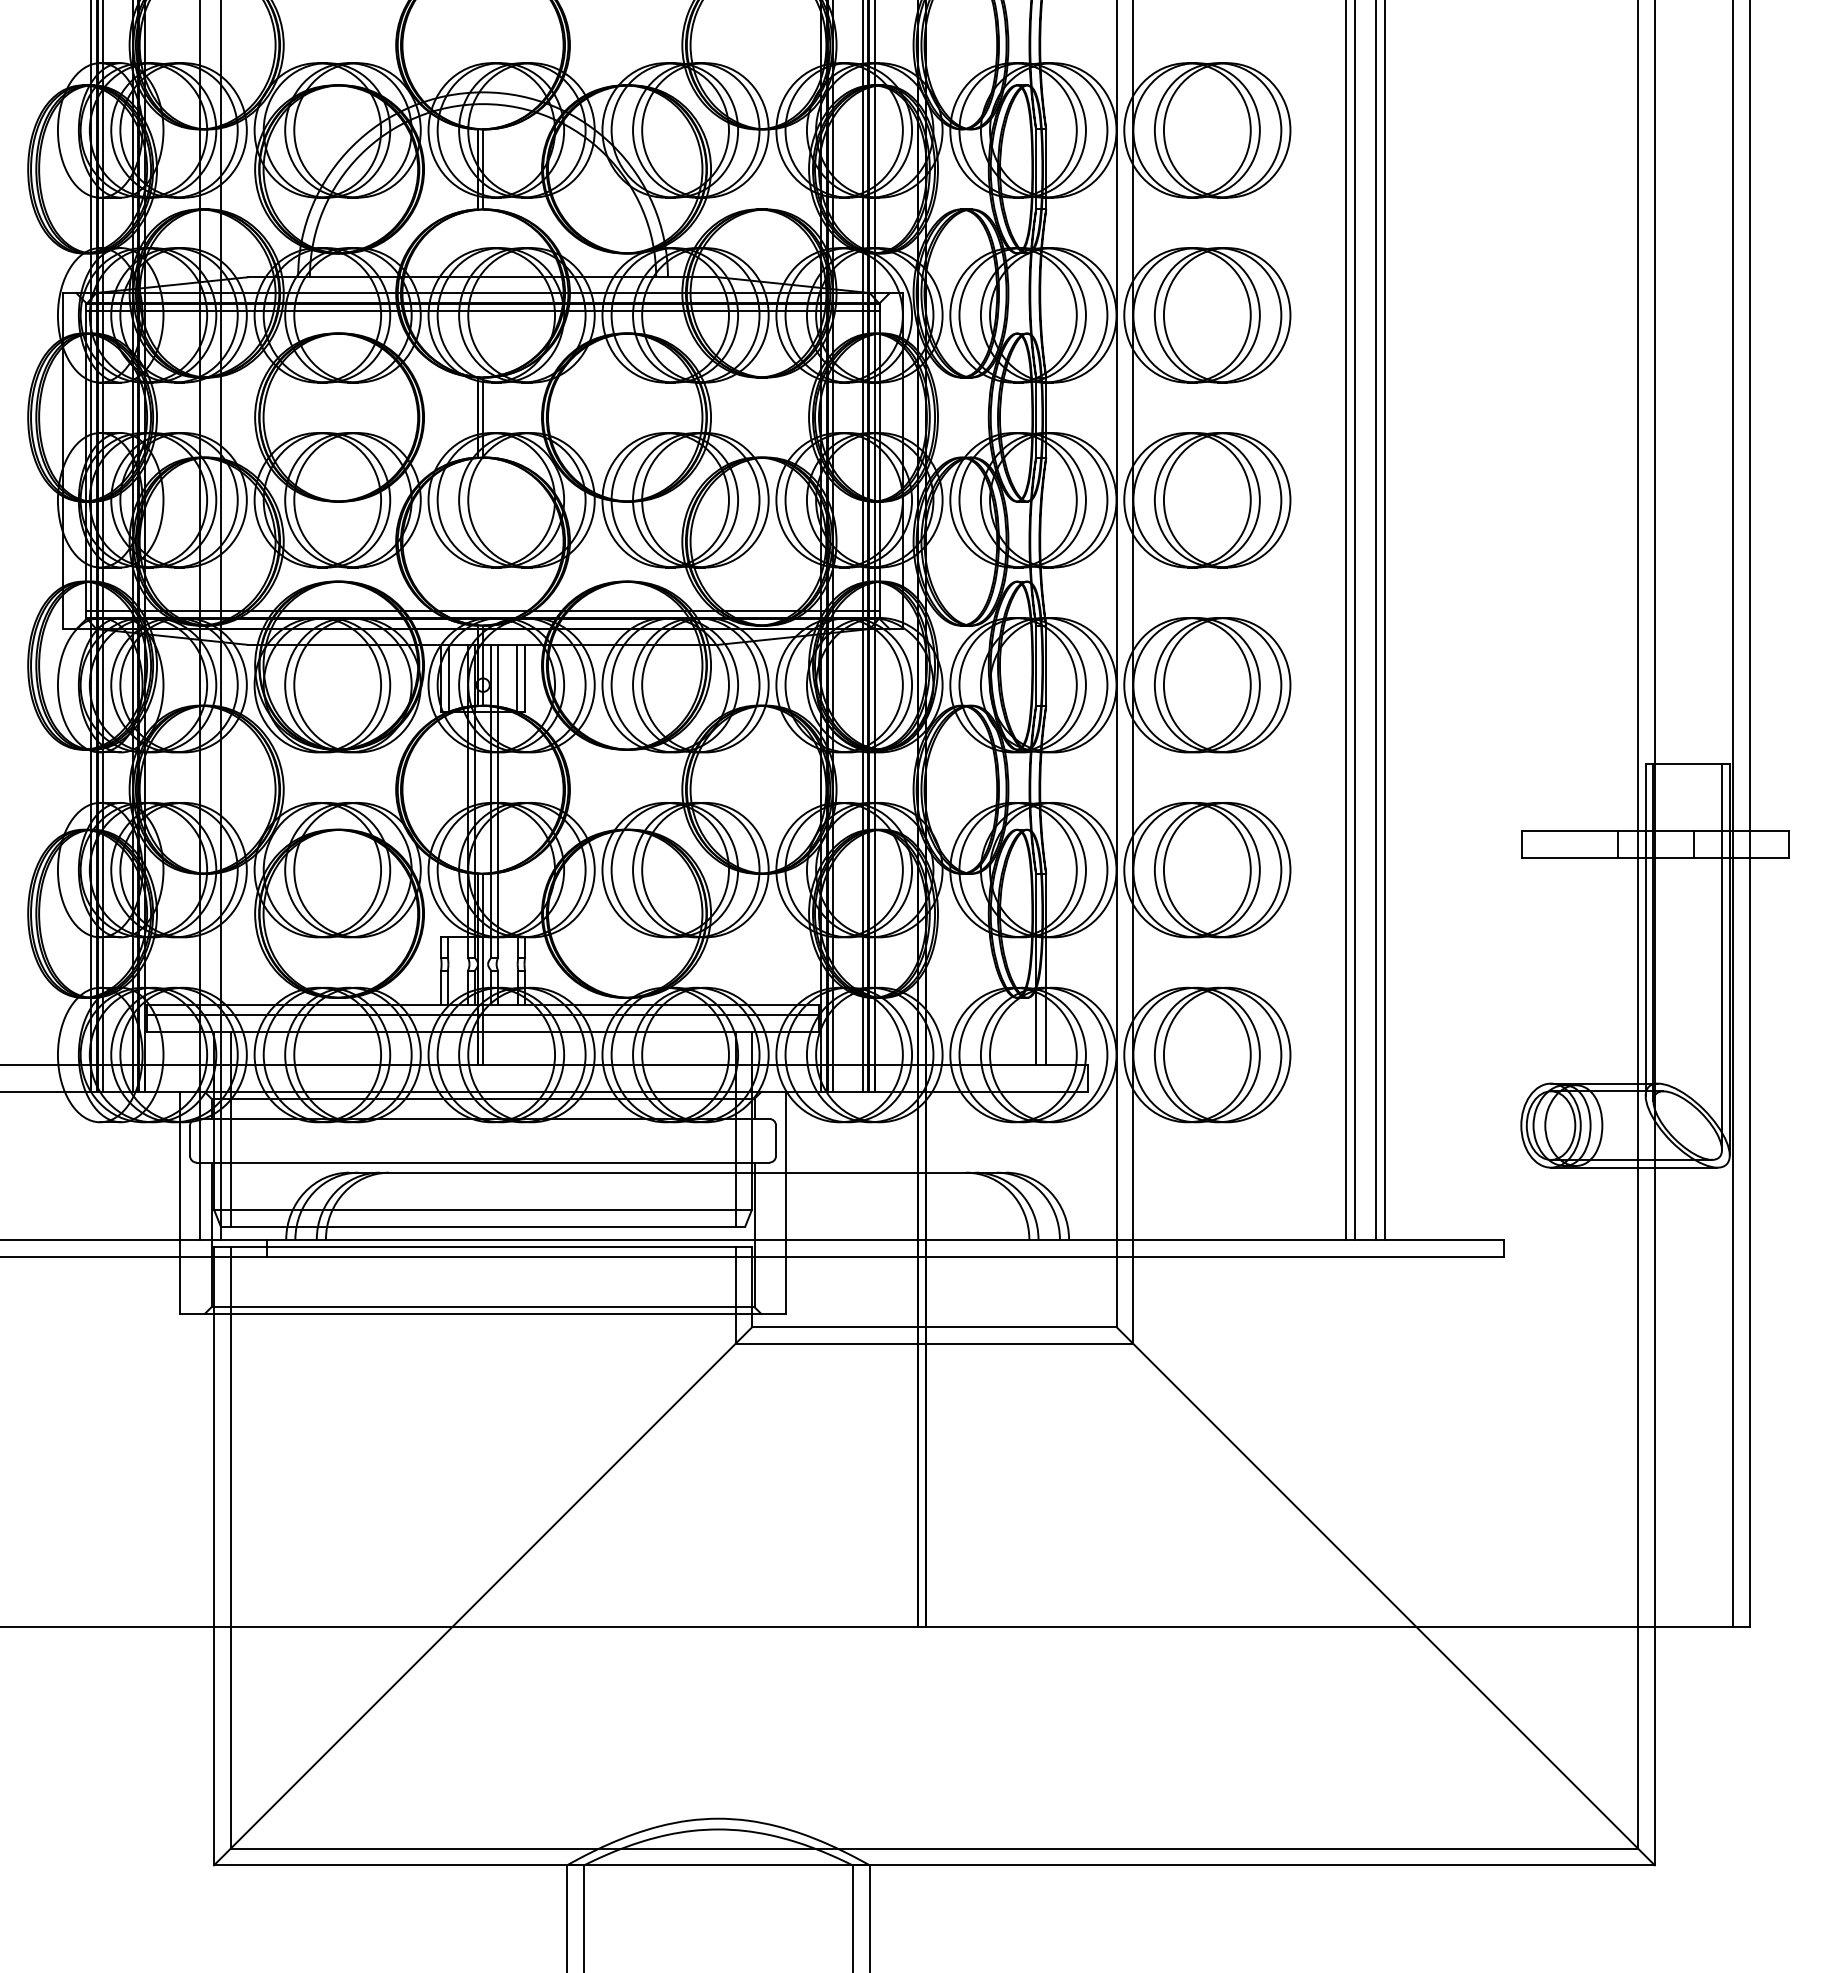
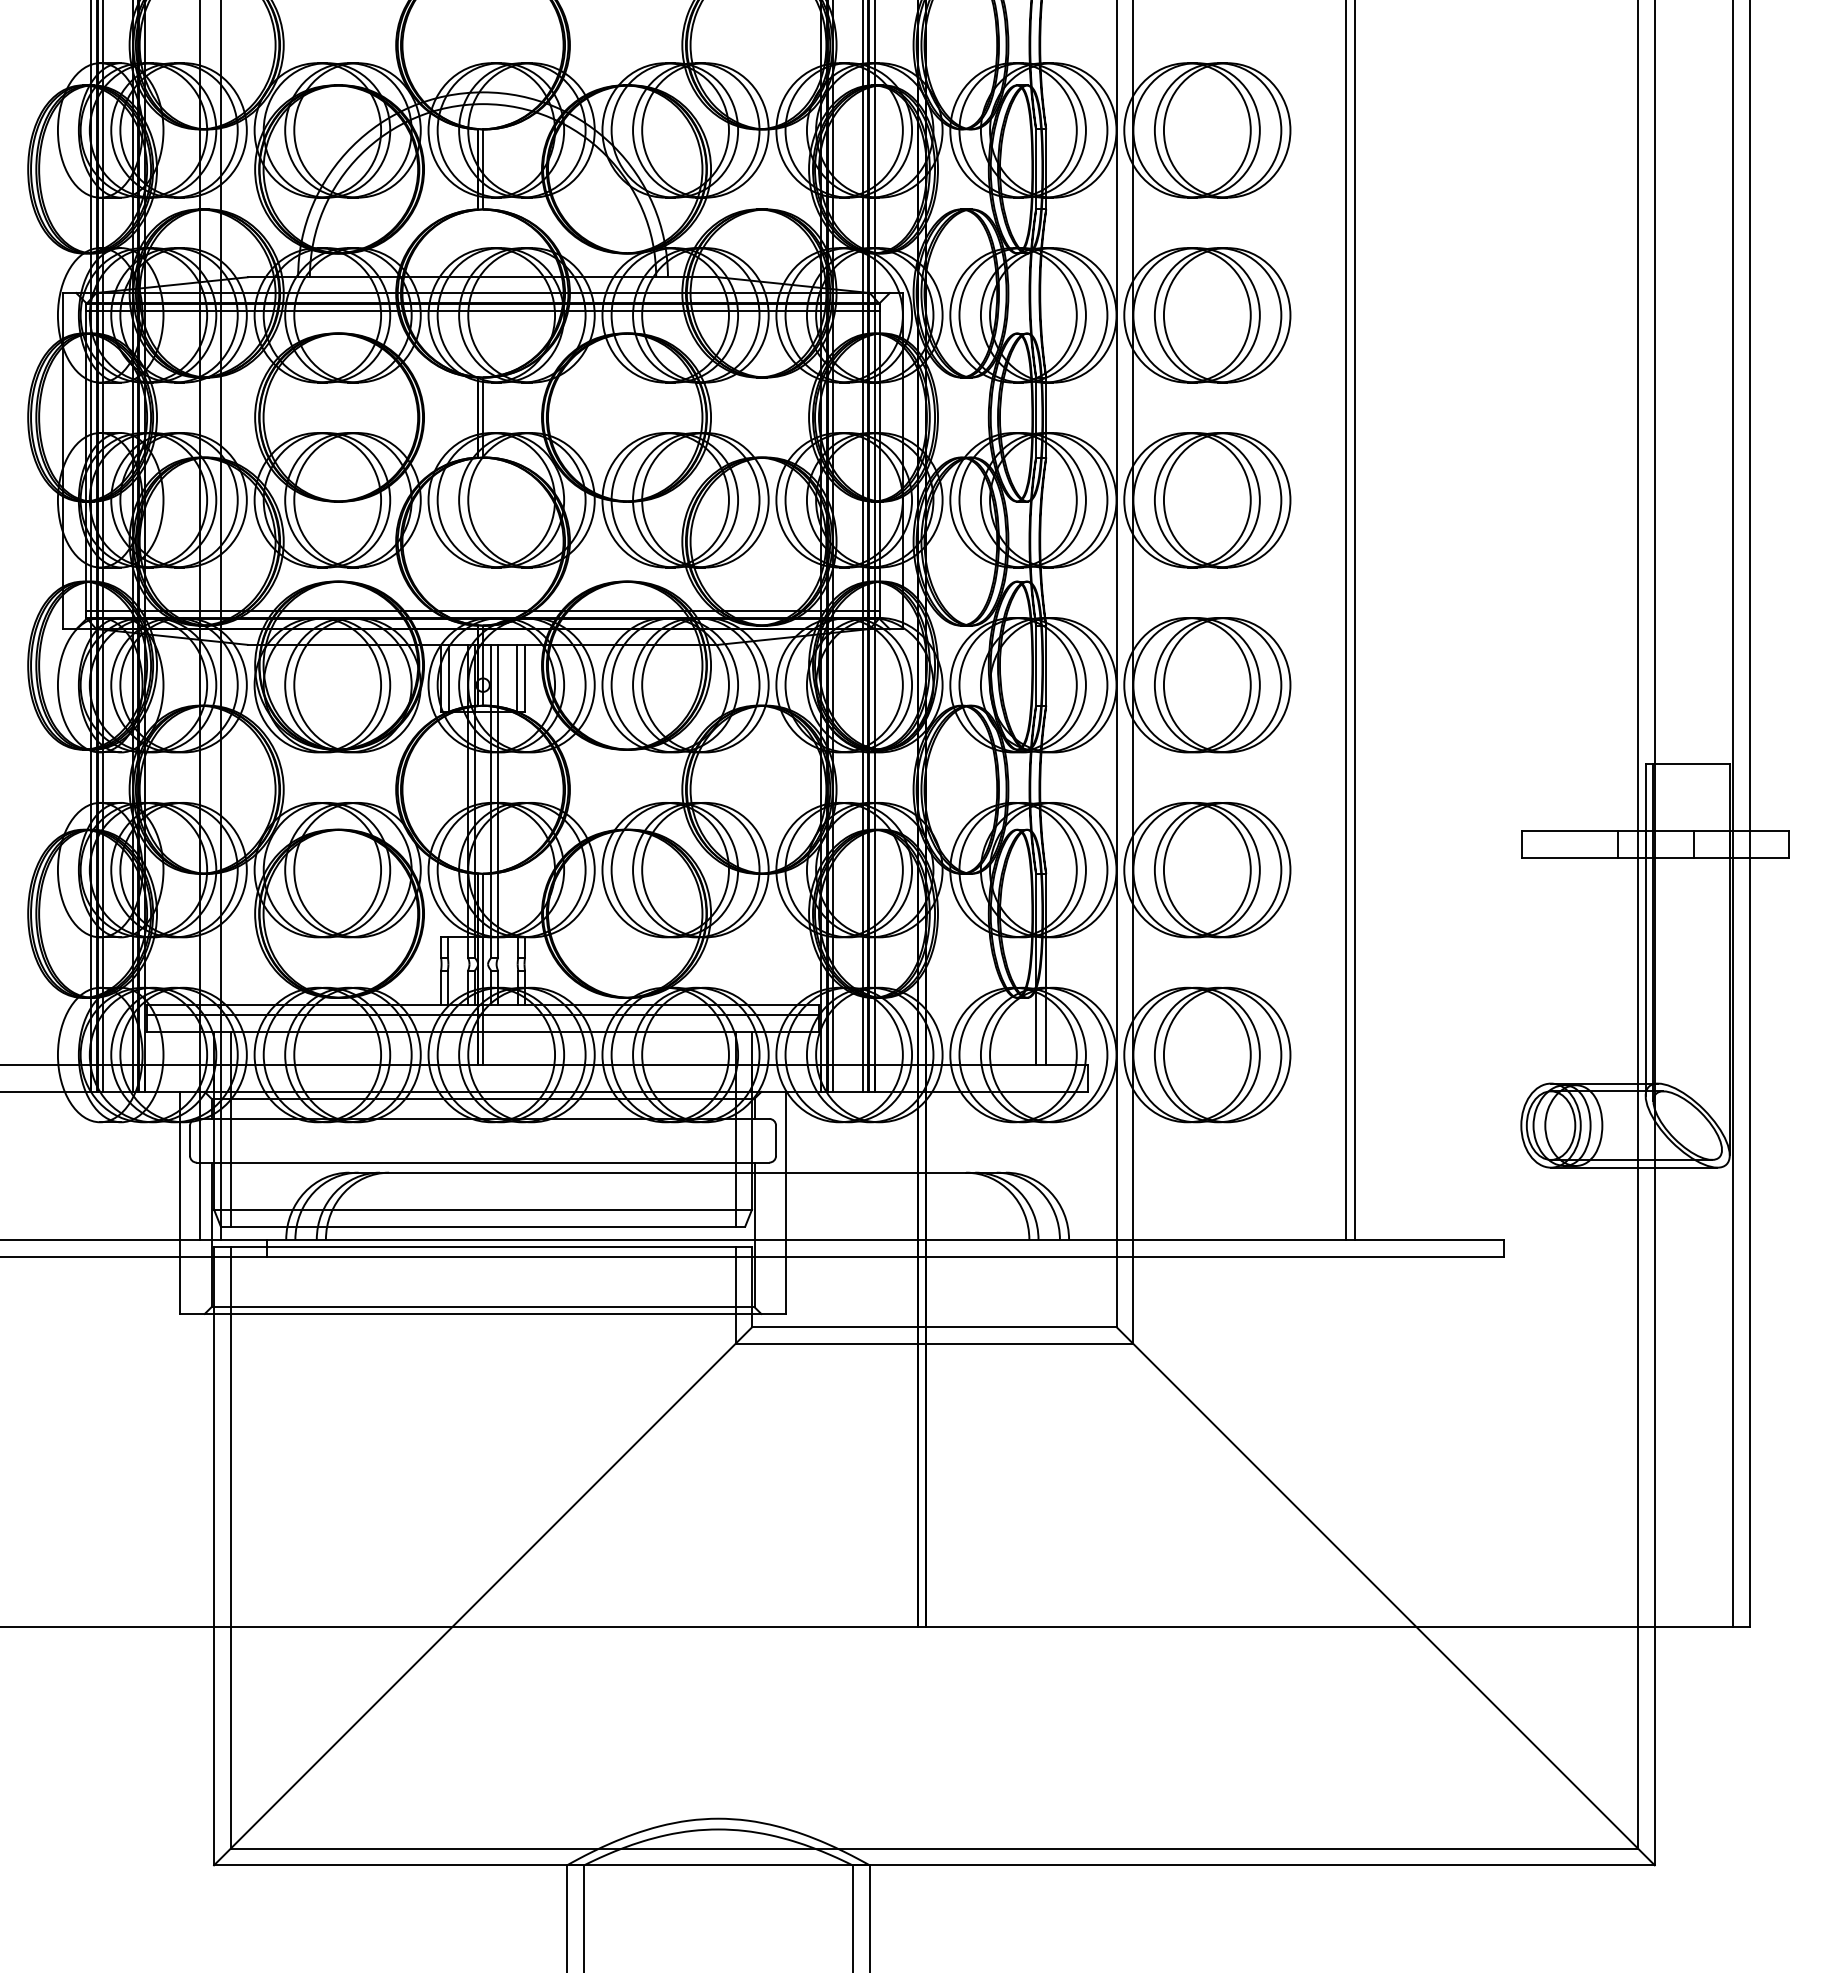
line: present -> none (1376, 620)
line: present -> none (1385, 620)
line: present -> none (1722, 956)
